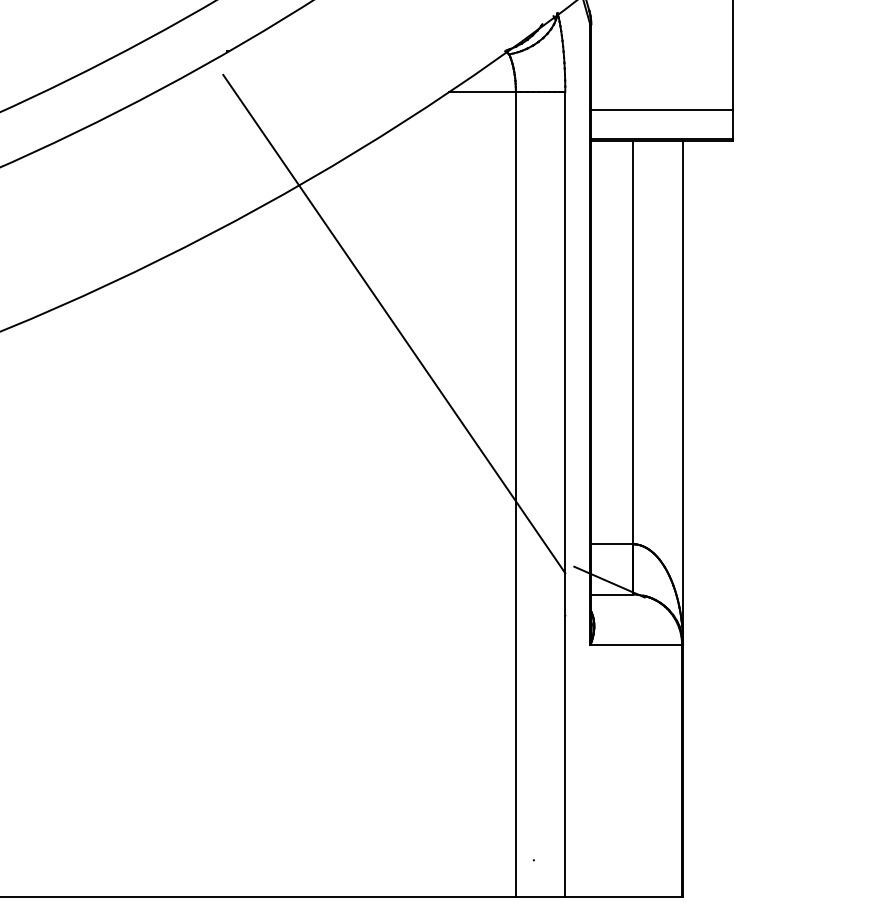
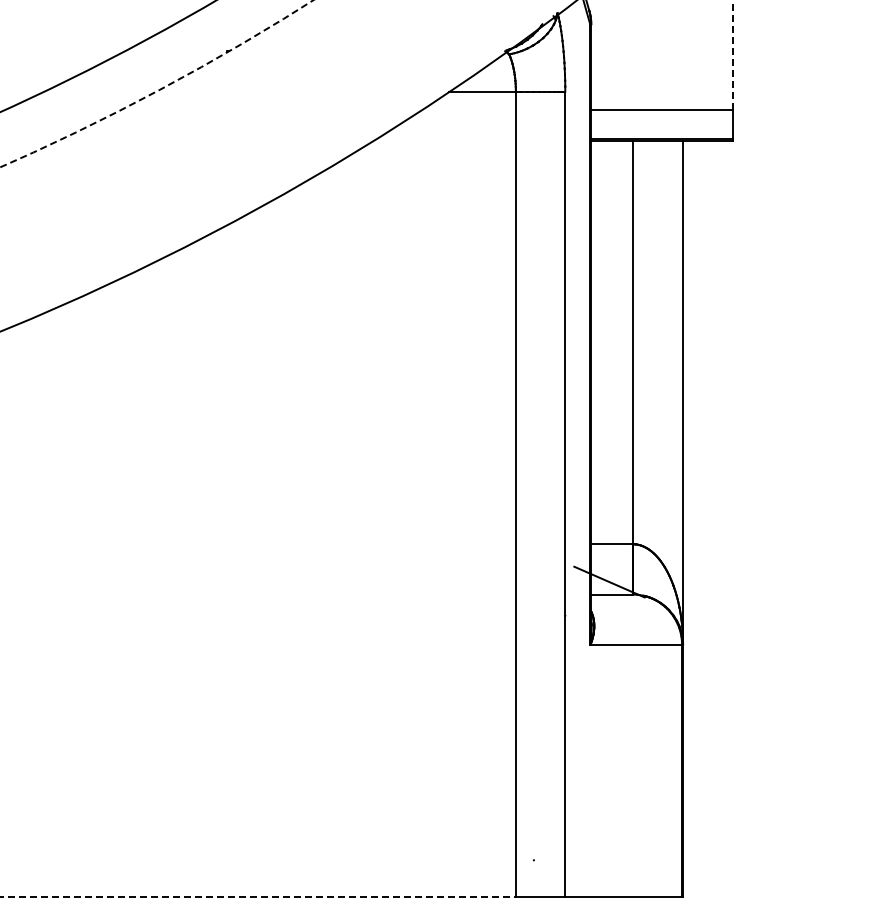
line: solid -> dashed (733, 54)
arc: solid -> dashed (159, 89)
line: present -> none (394, 323)
line: solid -> dashed (258, 896)
